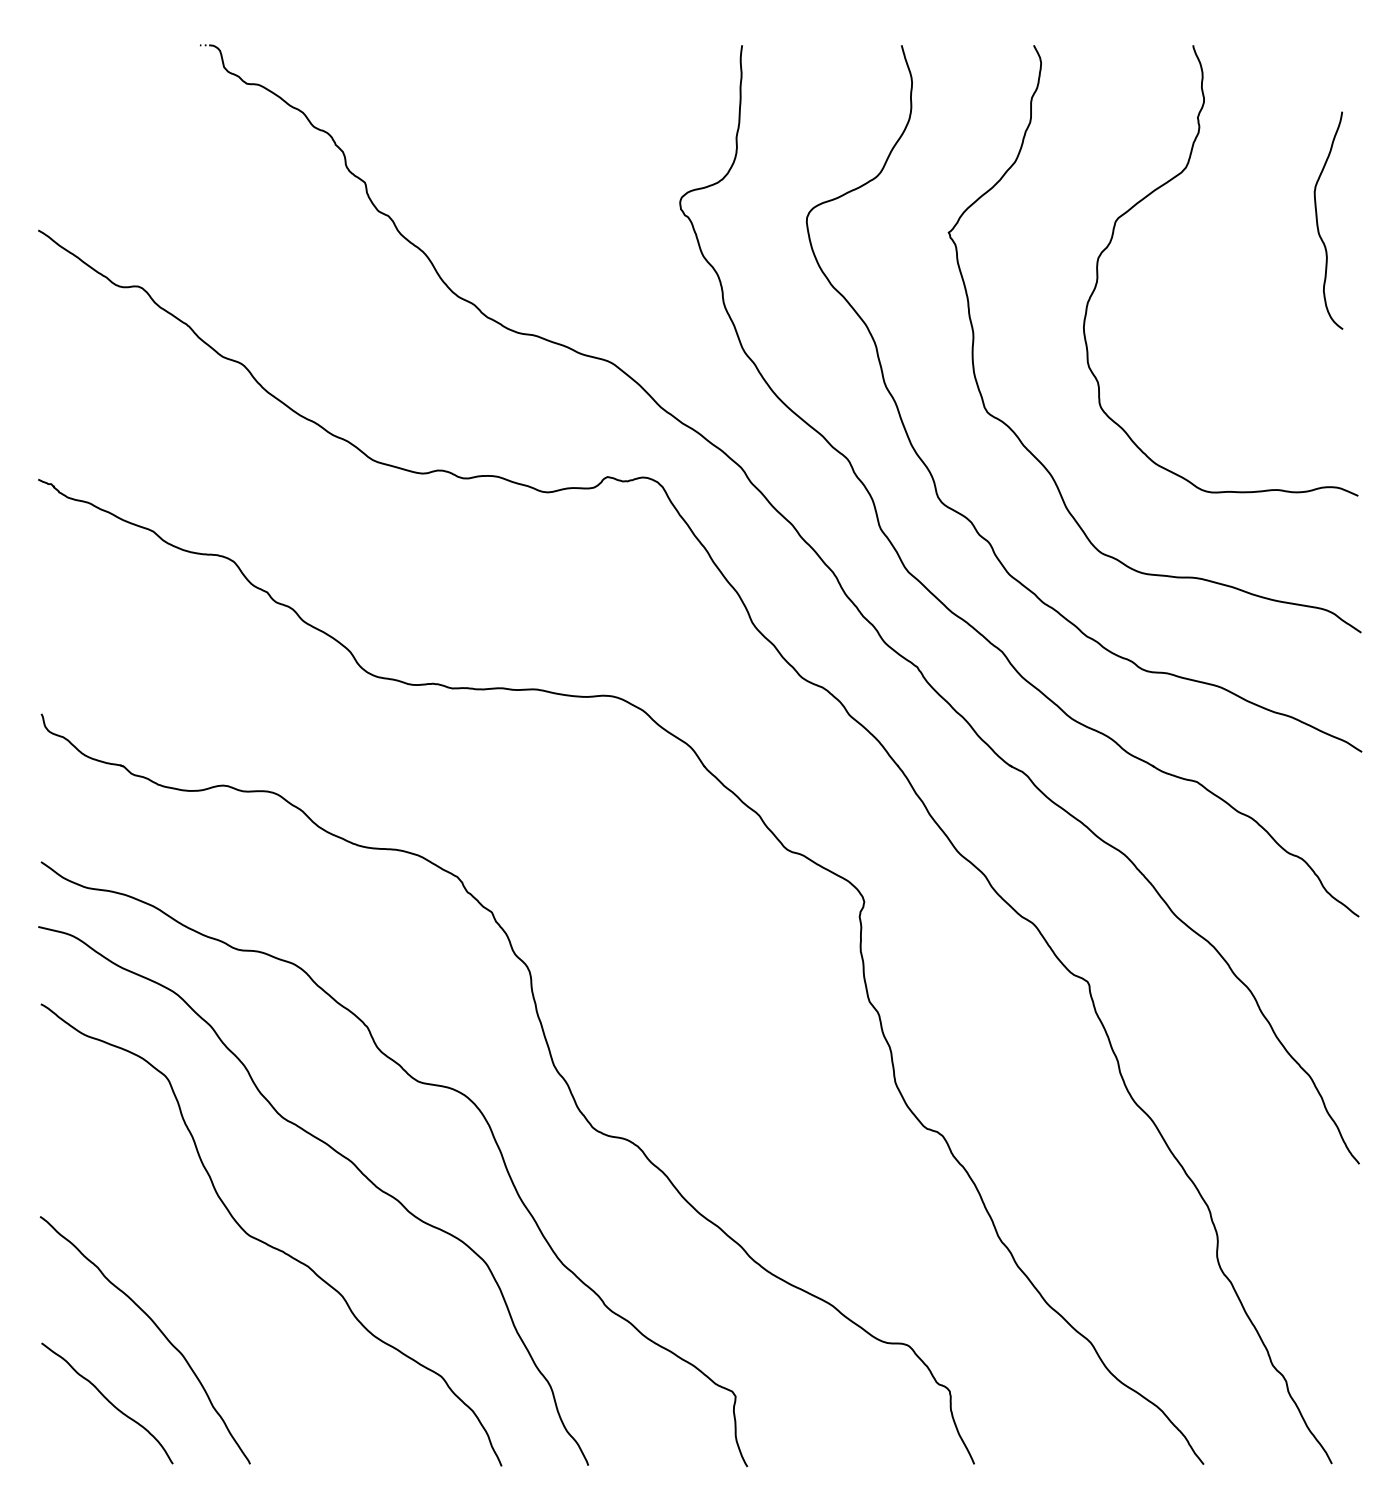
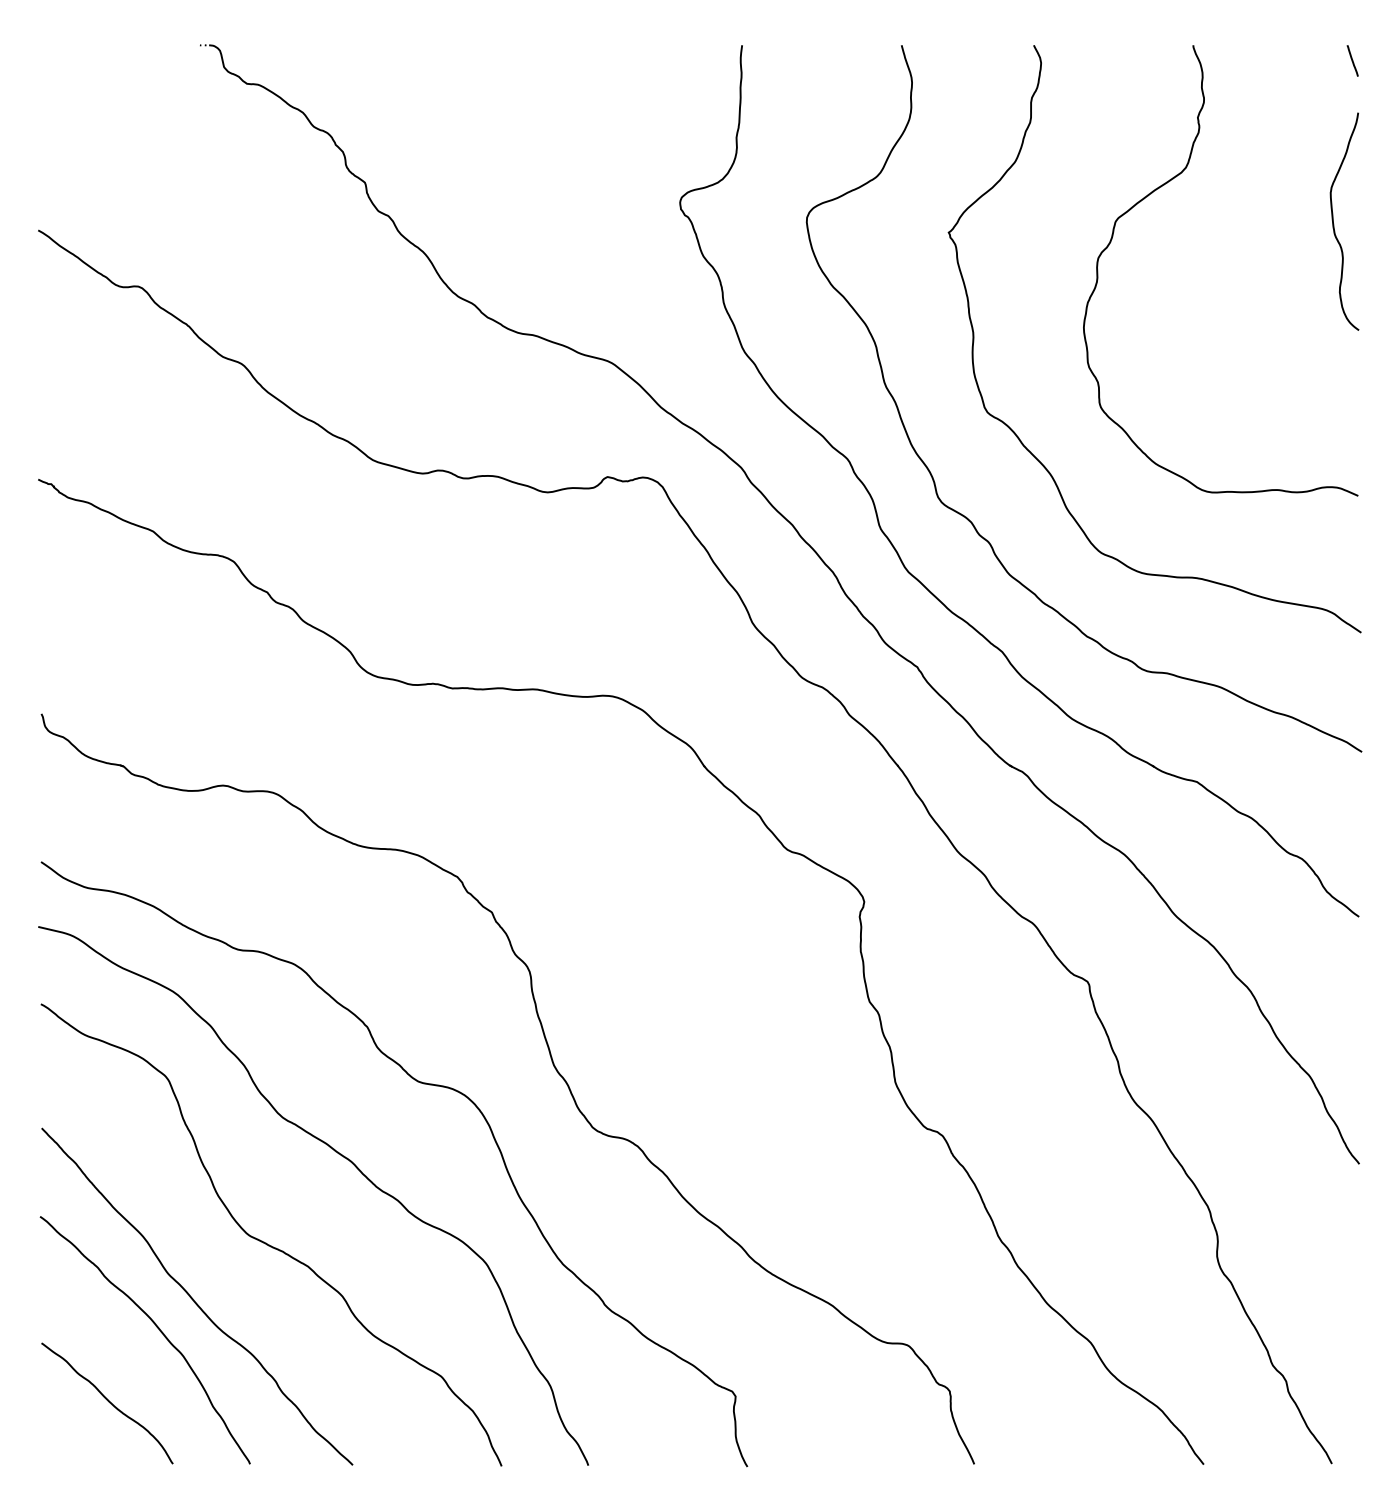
line: none -> present (1352, 60)
curve position: (1318, 223) -> (1334, 224) (1334, 224)
curve: none -> present (193, 1298)
